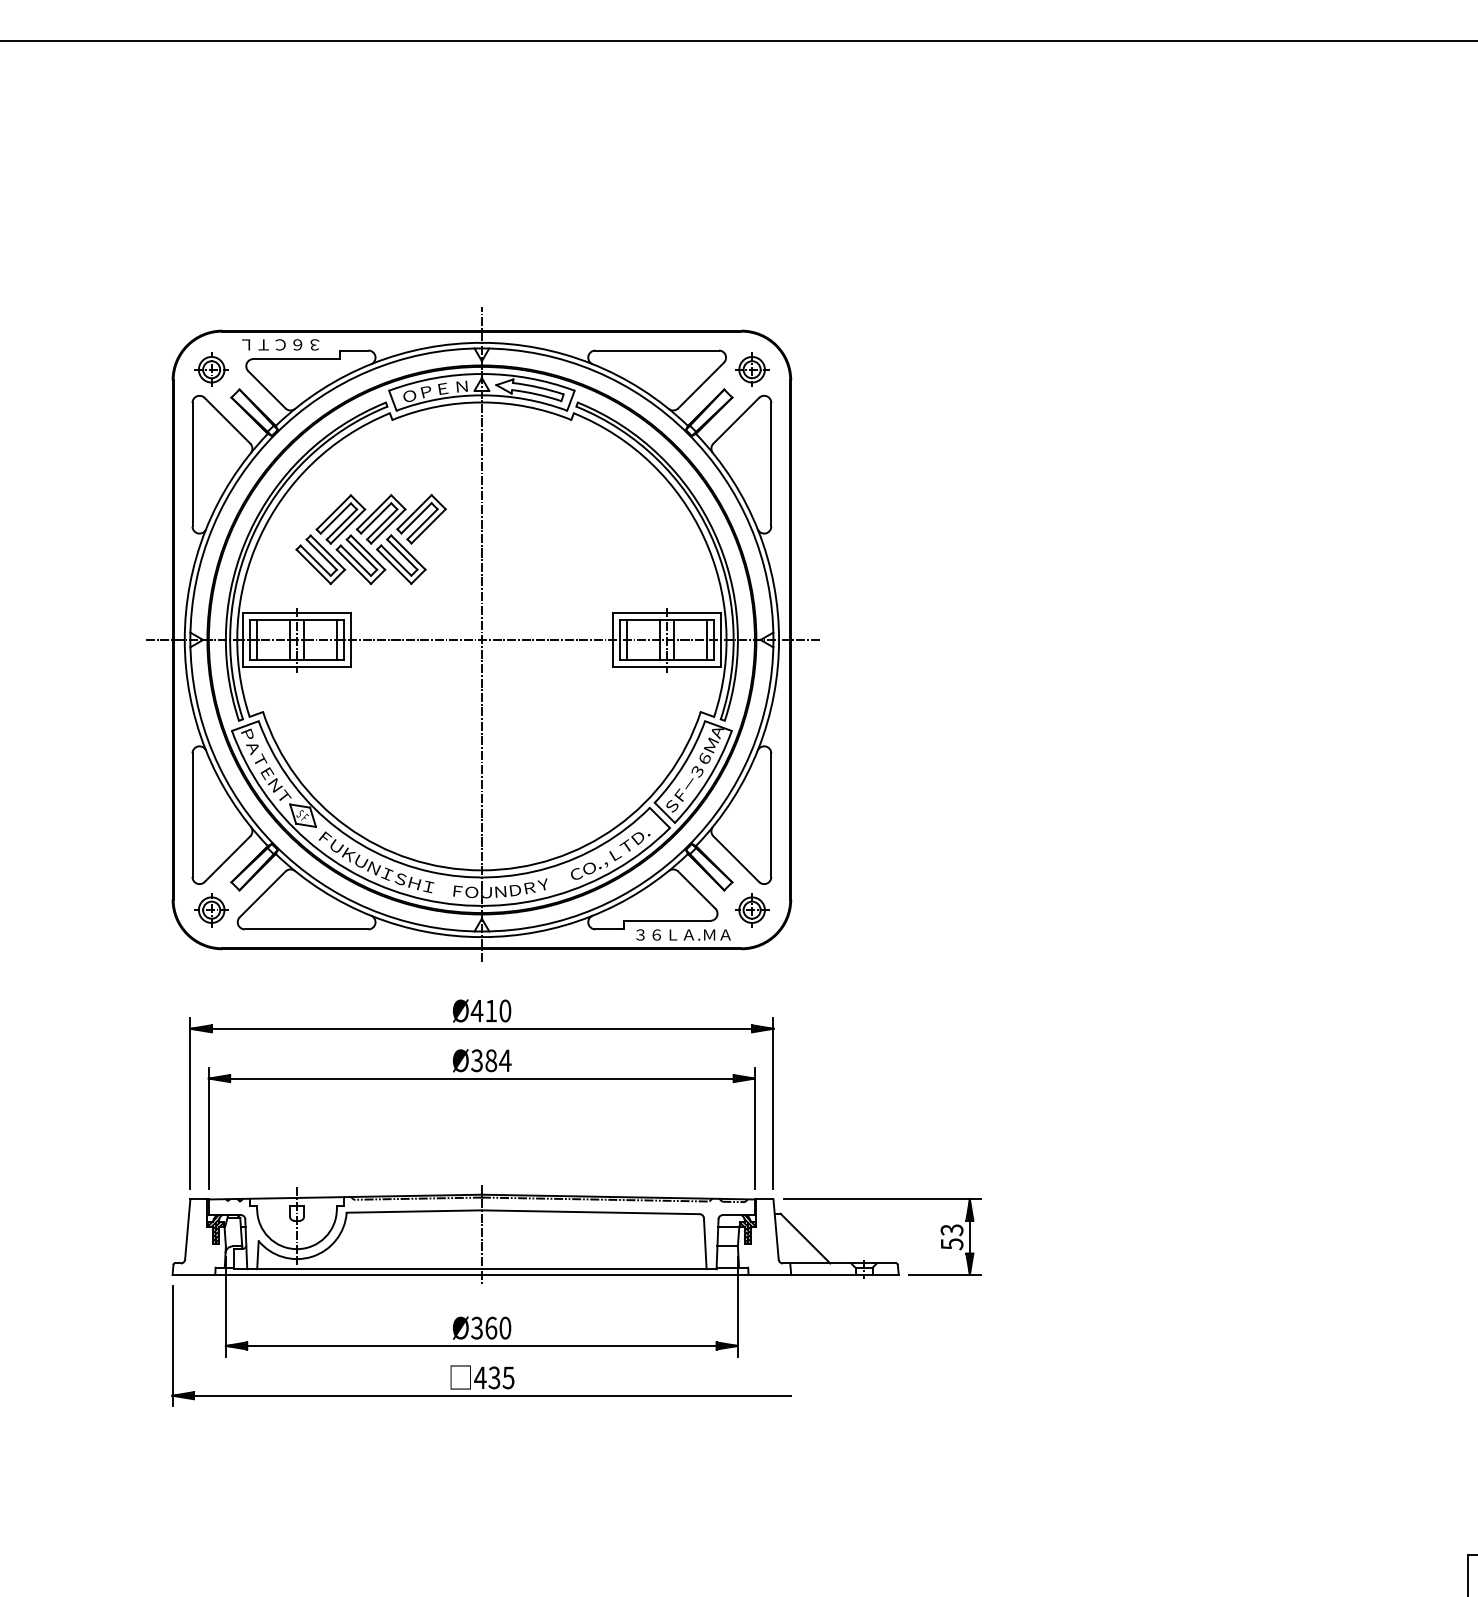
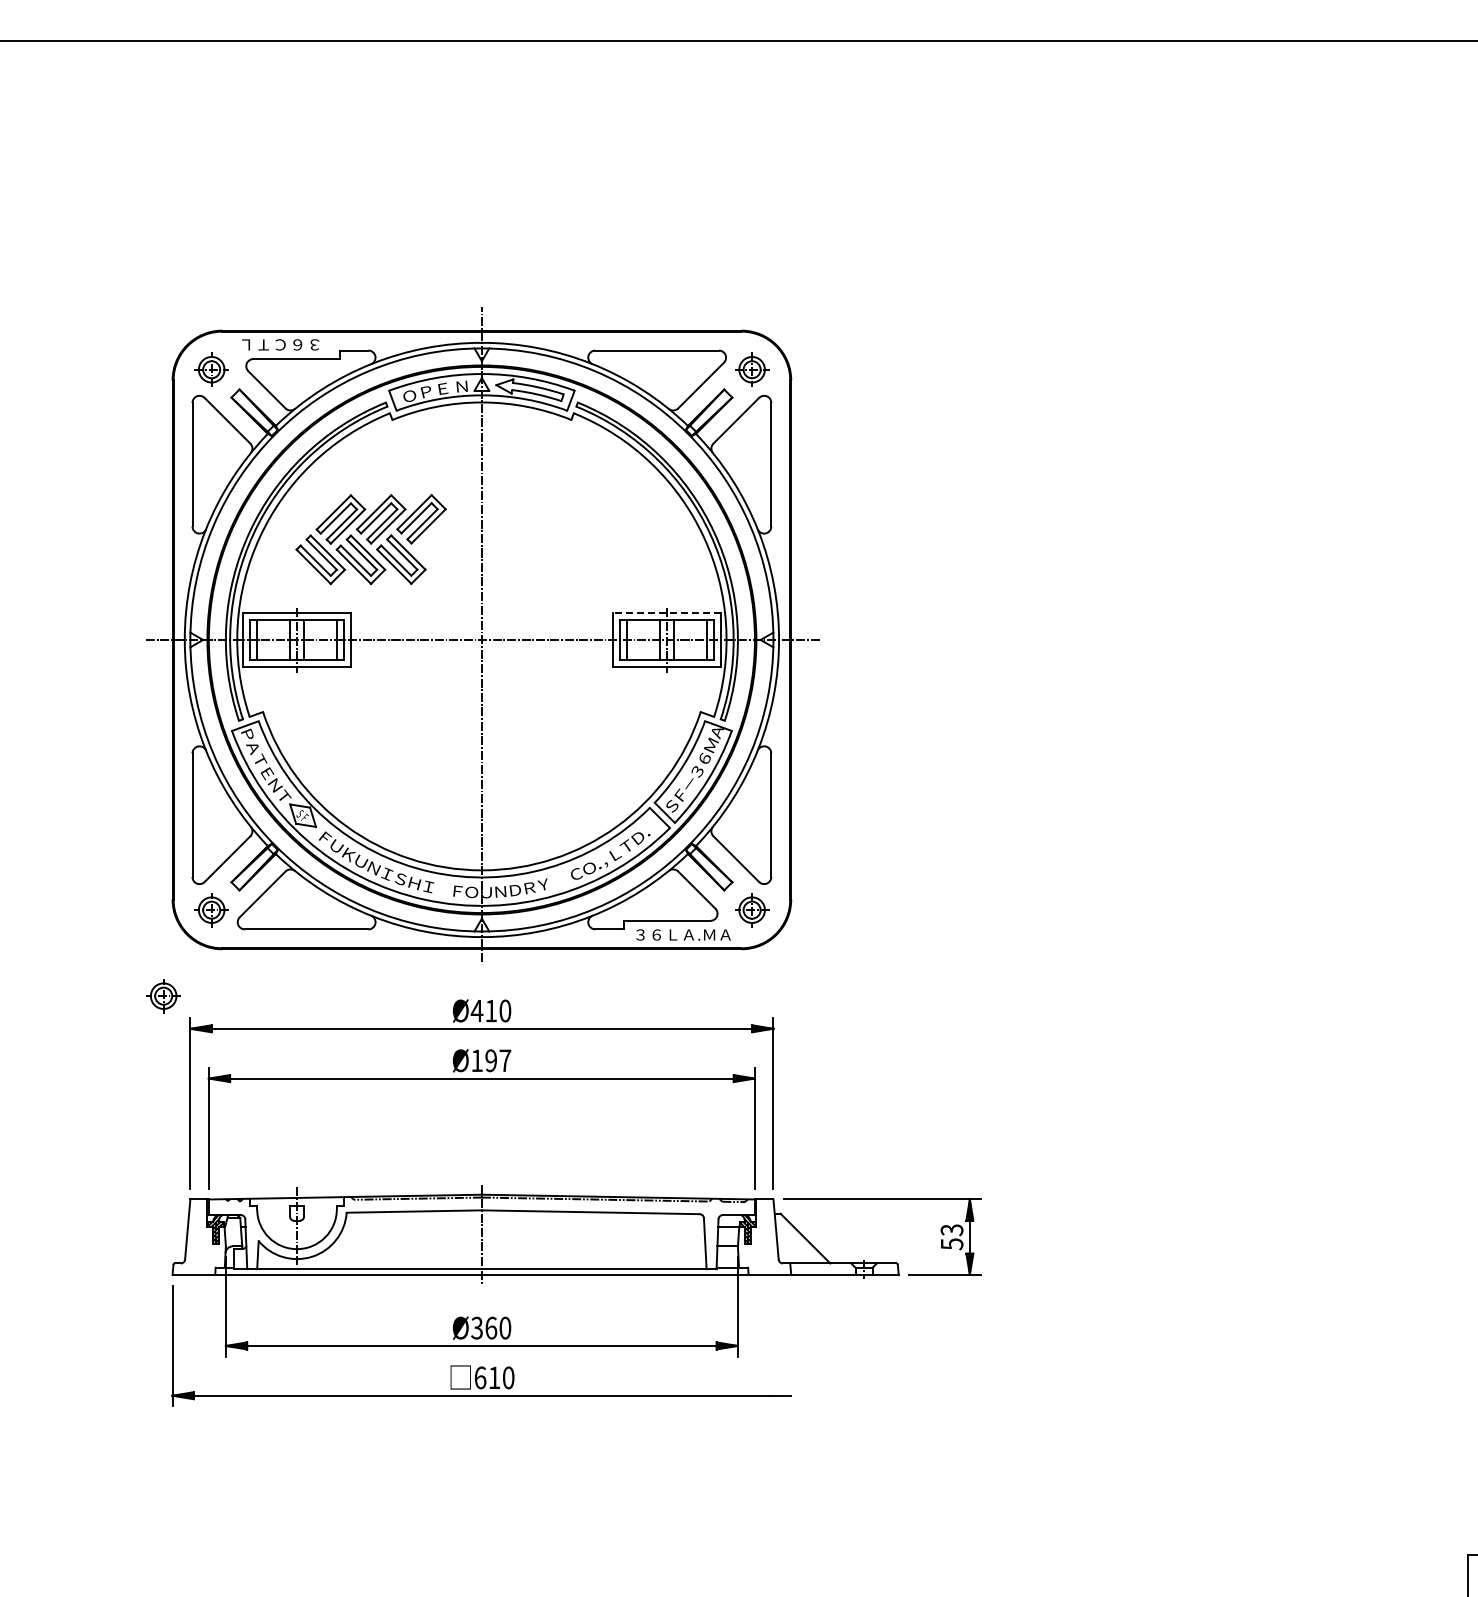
line: solid -> dashed (666, 612)
part: none -> present (163, 996)
text: Ø384 -> Ø197 (491, 1060)
text: 435 -> 610 (494, 1377)
